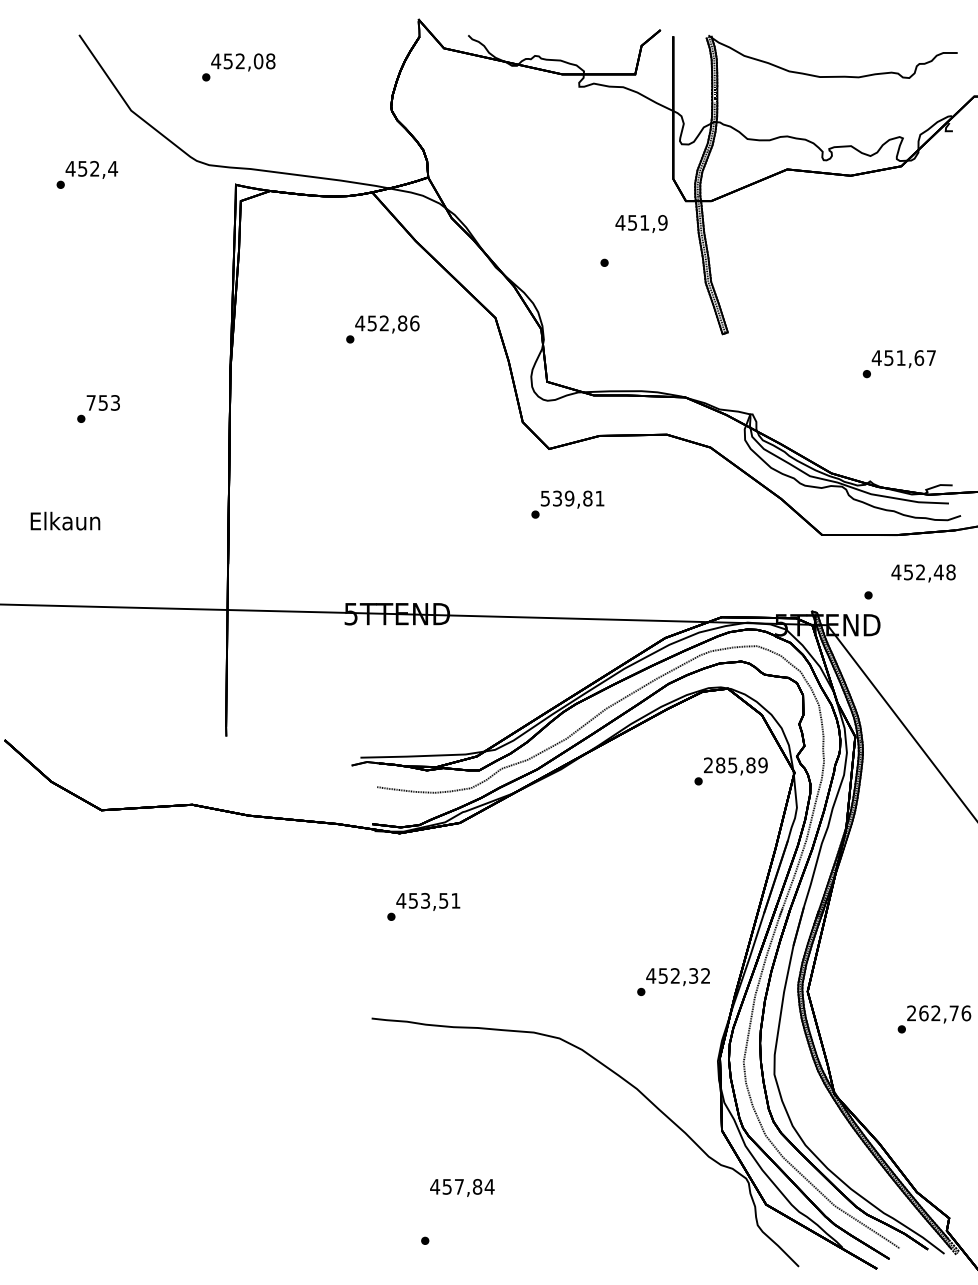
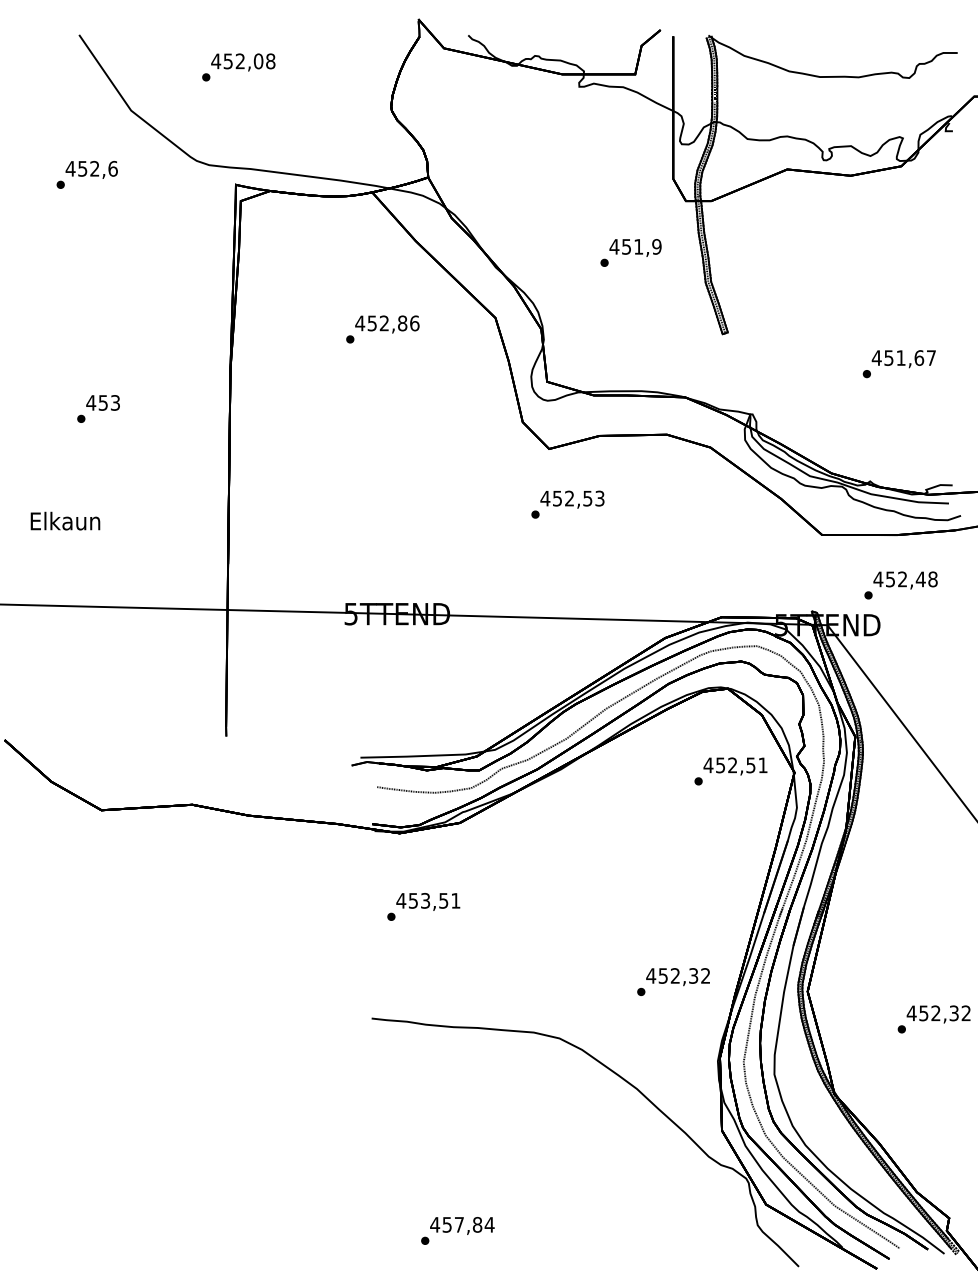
text: 452,4 -> 452,6 (113, 168)
text position: (641, 223) -> (635, 247) (635, 247)
text: 753 -> 453 (91, 402)
text: 539,81 -> 452,53 (572, 498)
text position: (923, 573) -> (905, 580) (905, 580)
text: 285,89 -> 452,51 (735, 765)
text: 262,76 -> 452,32 (938, 1013)
text position: (462, 1187) -> (462, 1225) (462, 1225)
